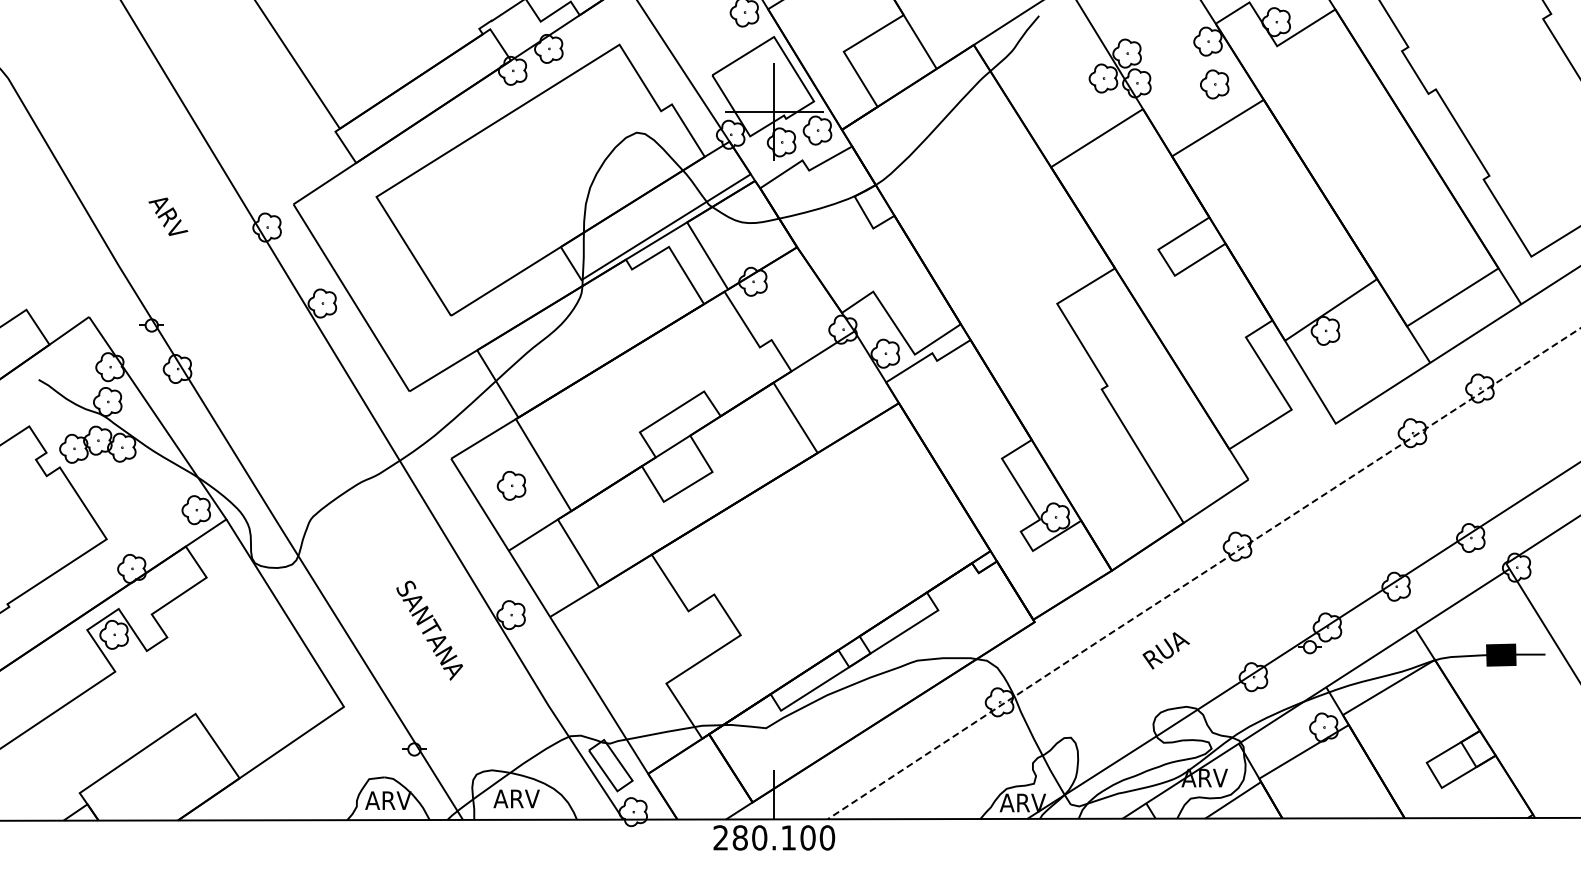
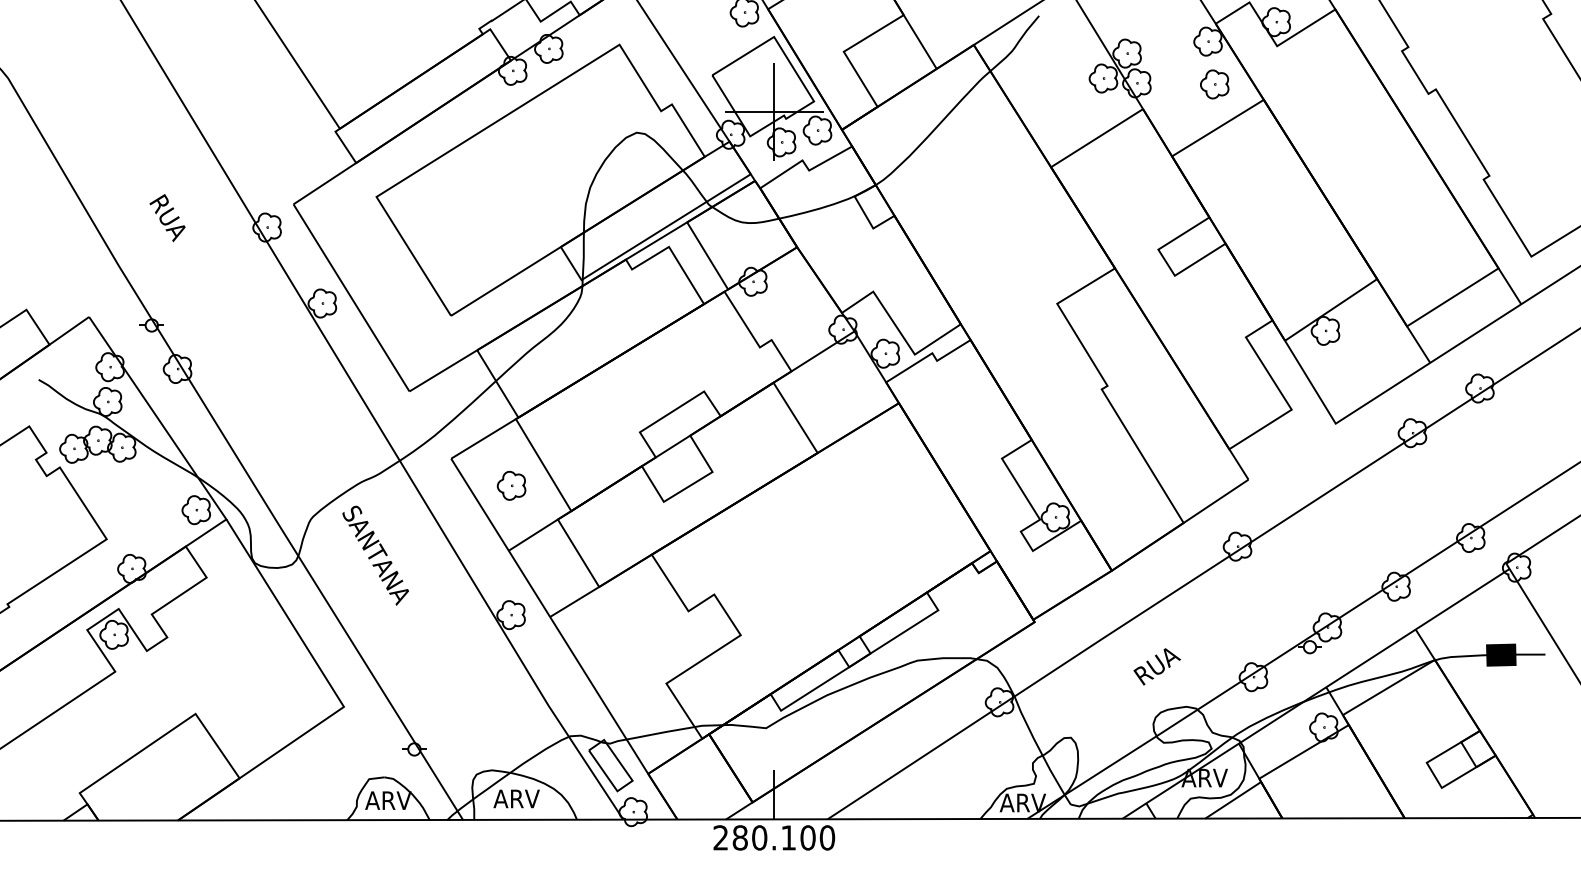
text: ARV -> RUA (168, 218)
line: dashed -> solid (1202, 573)
text position: (429, 630) -> (375, 555) (375, 555)
text position: (1165, 650) -> (1156, 666) (1156, 666)
